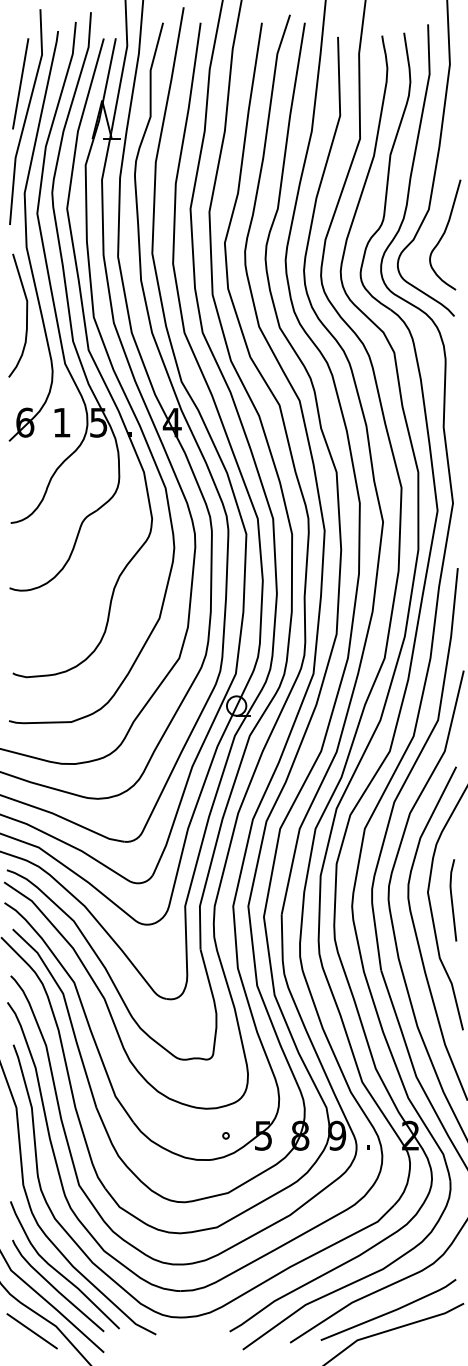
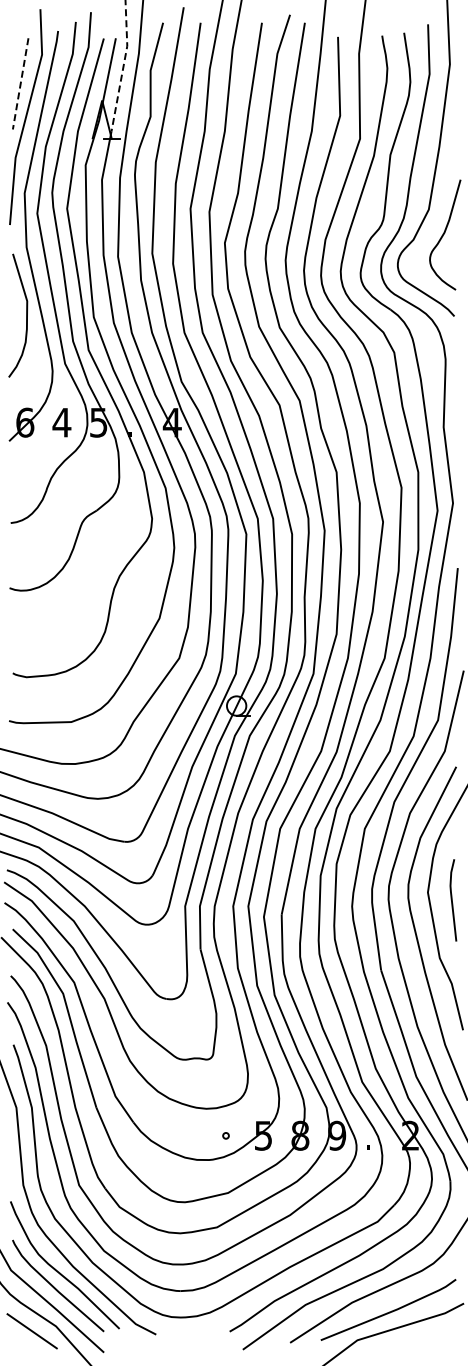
line: solid -> dashed (123, 65)
line: solid -> dashed (20, 84)
text: 1 -> 4 (61, 422)
